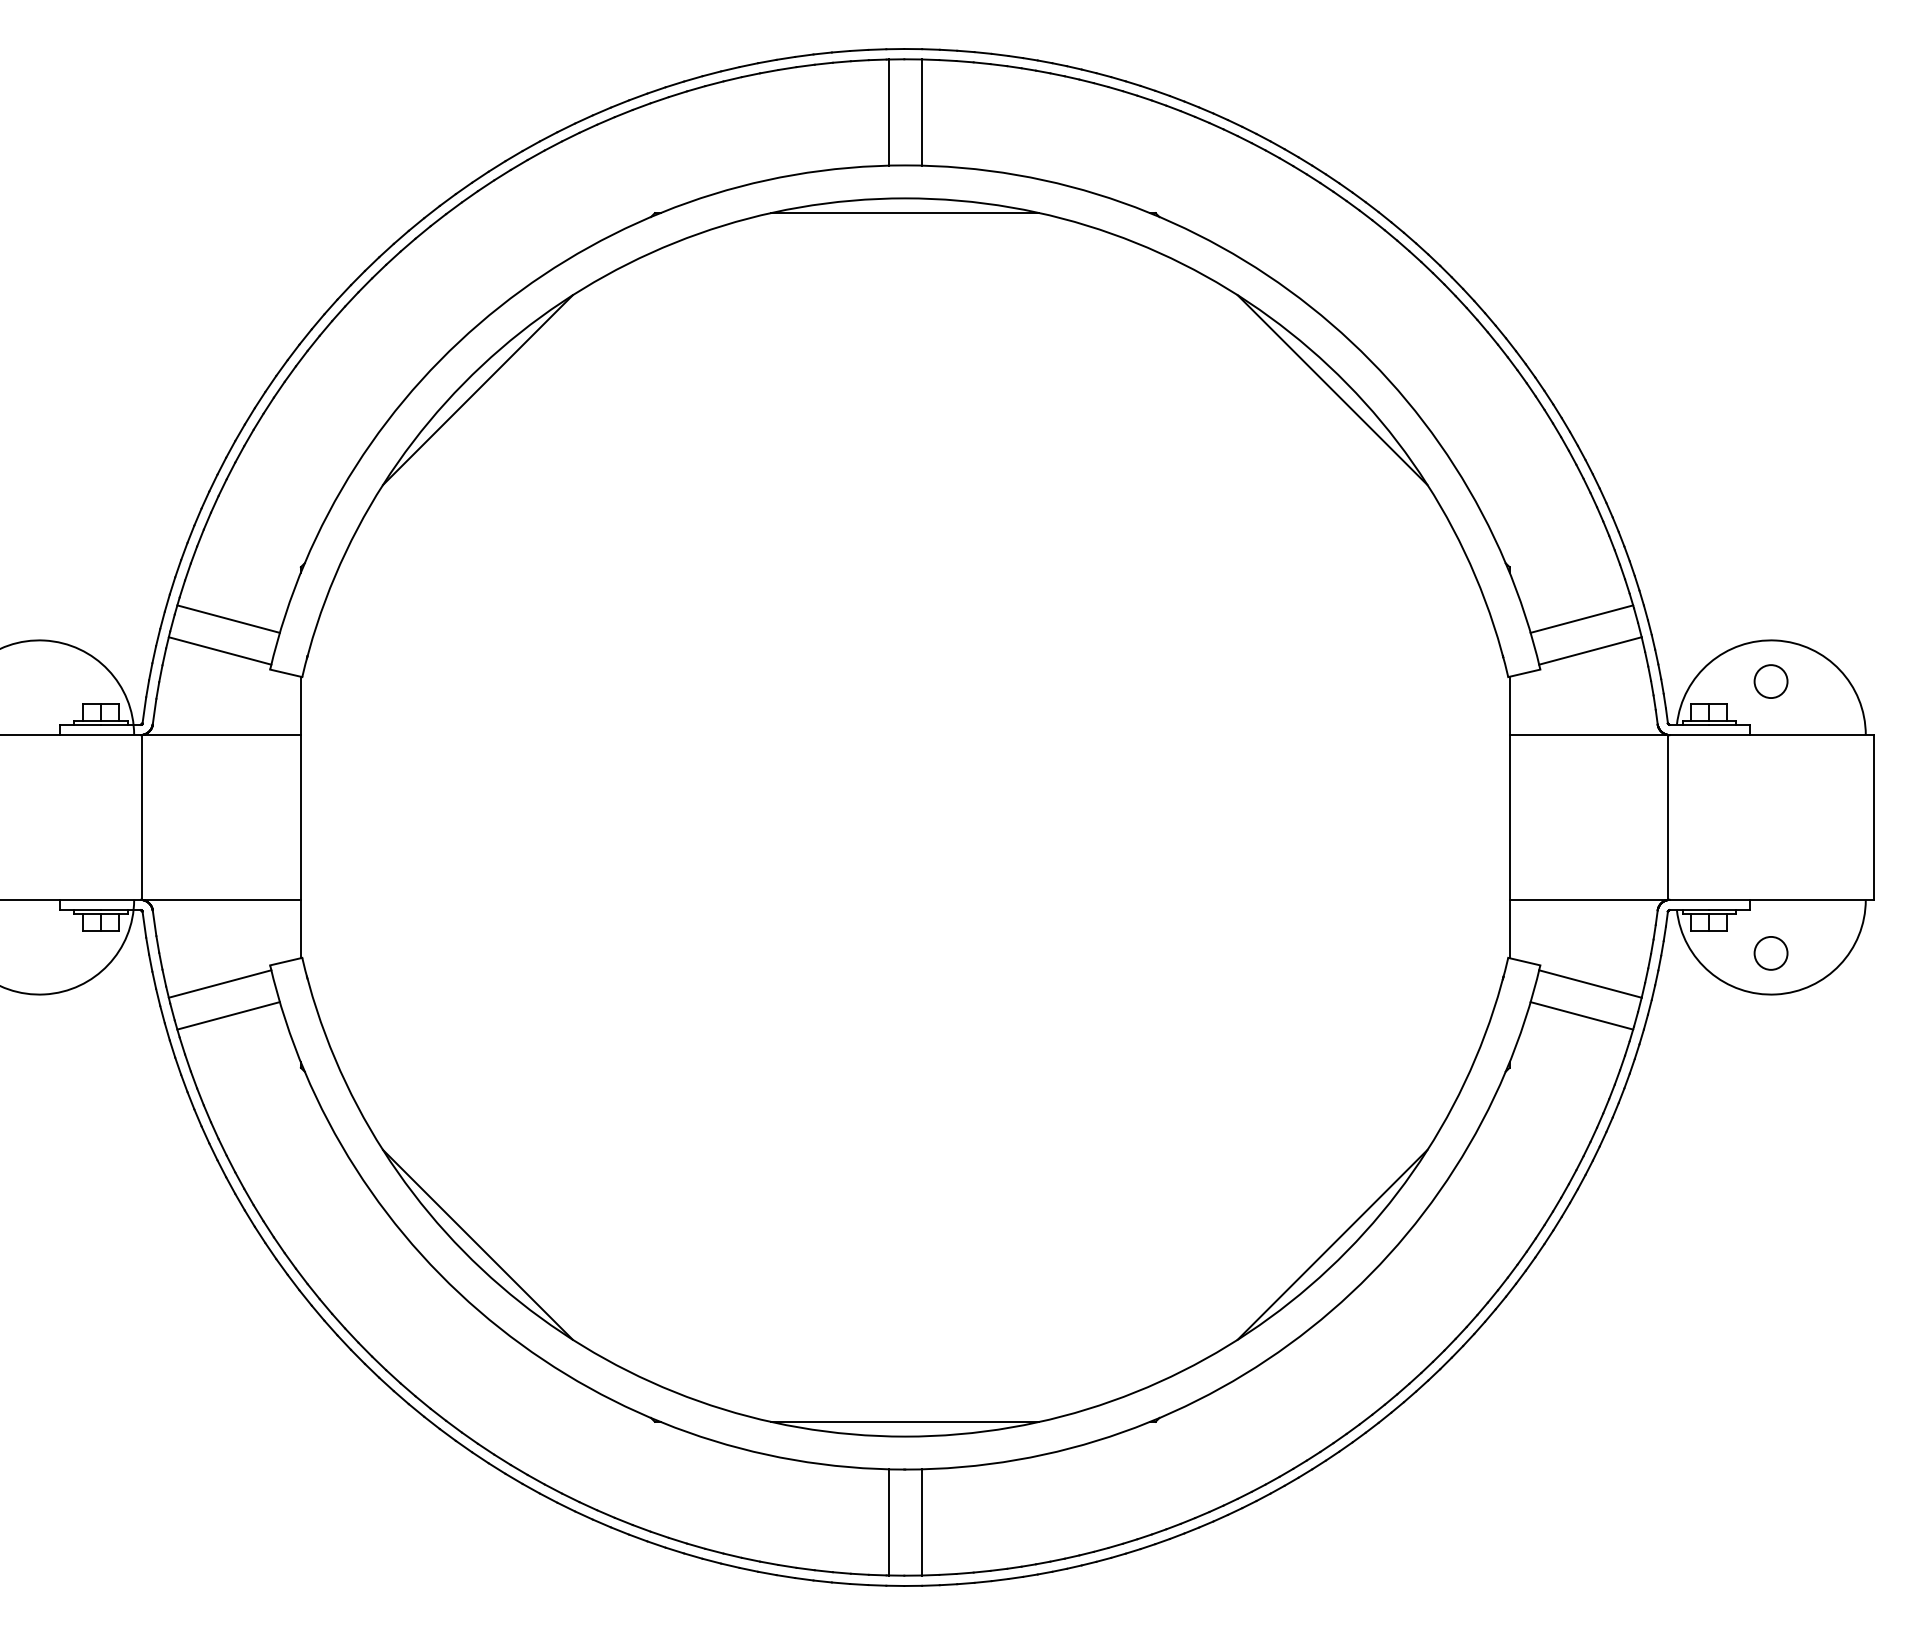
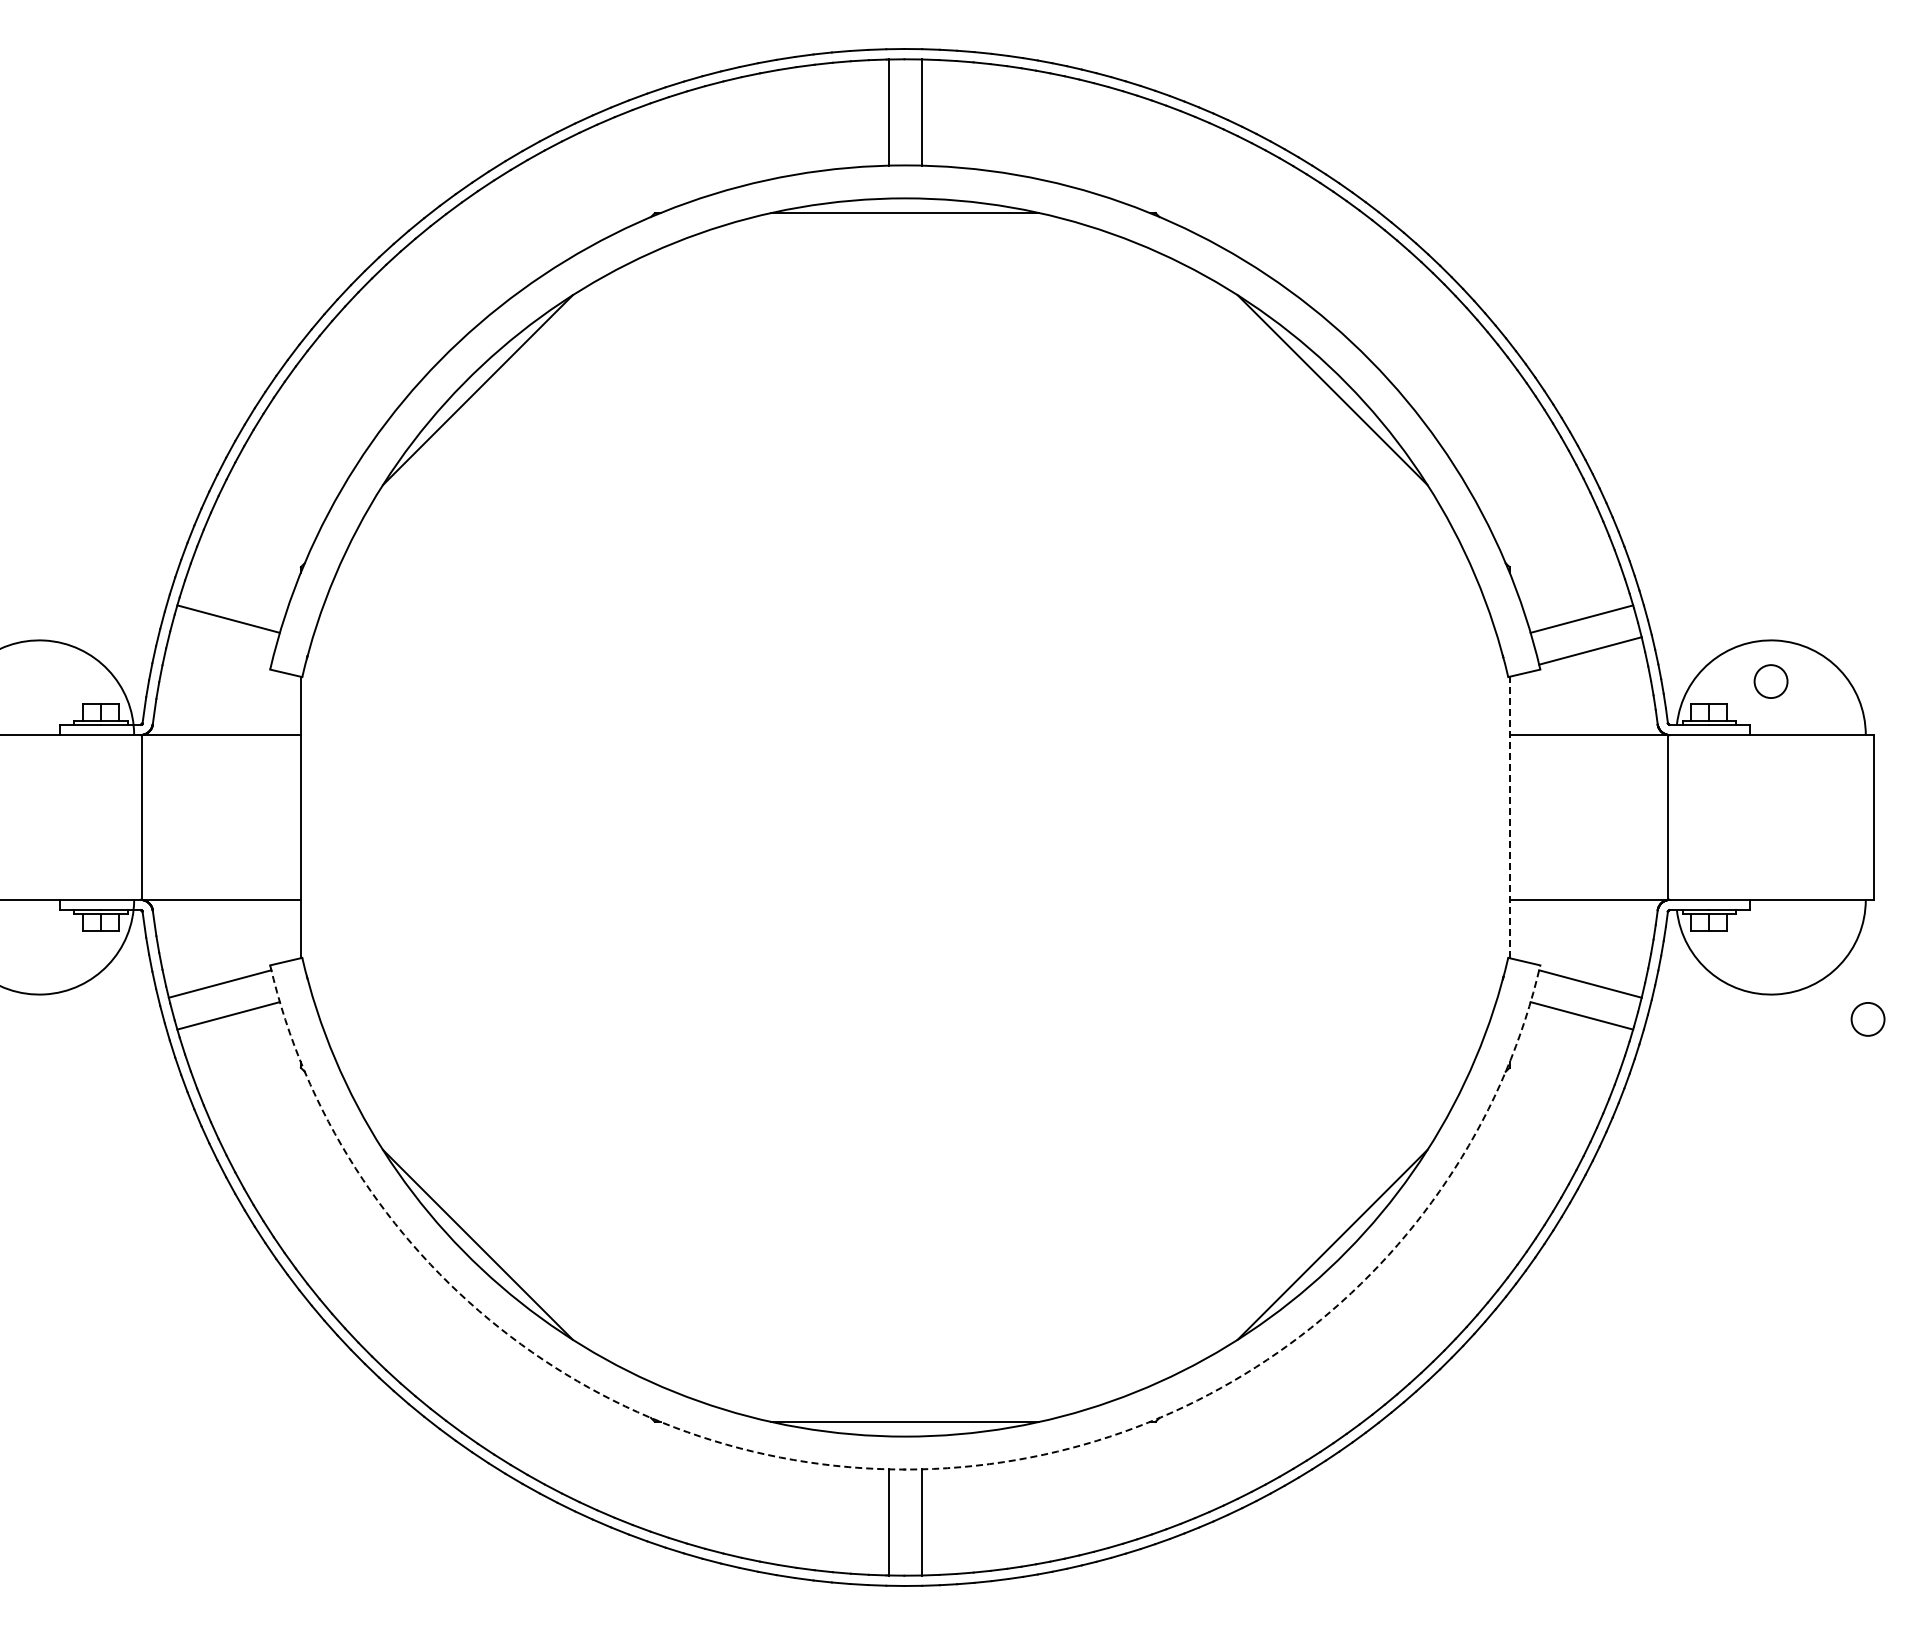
line: present -> none (219, 650)
line: solid -> dashed (1509, 817)
circle position: (1770, 953) -> (1867, 1019) (1867, 1019)
arc: solid -> dashed (905, 1469)
